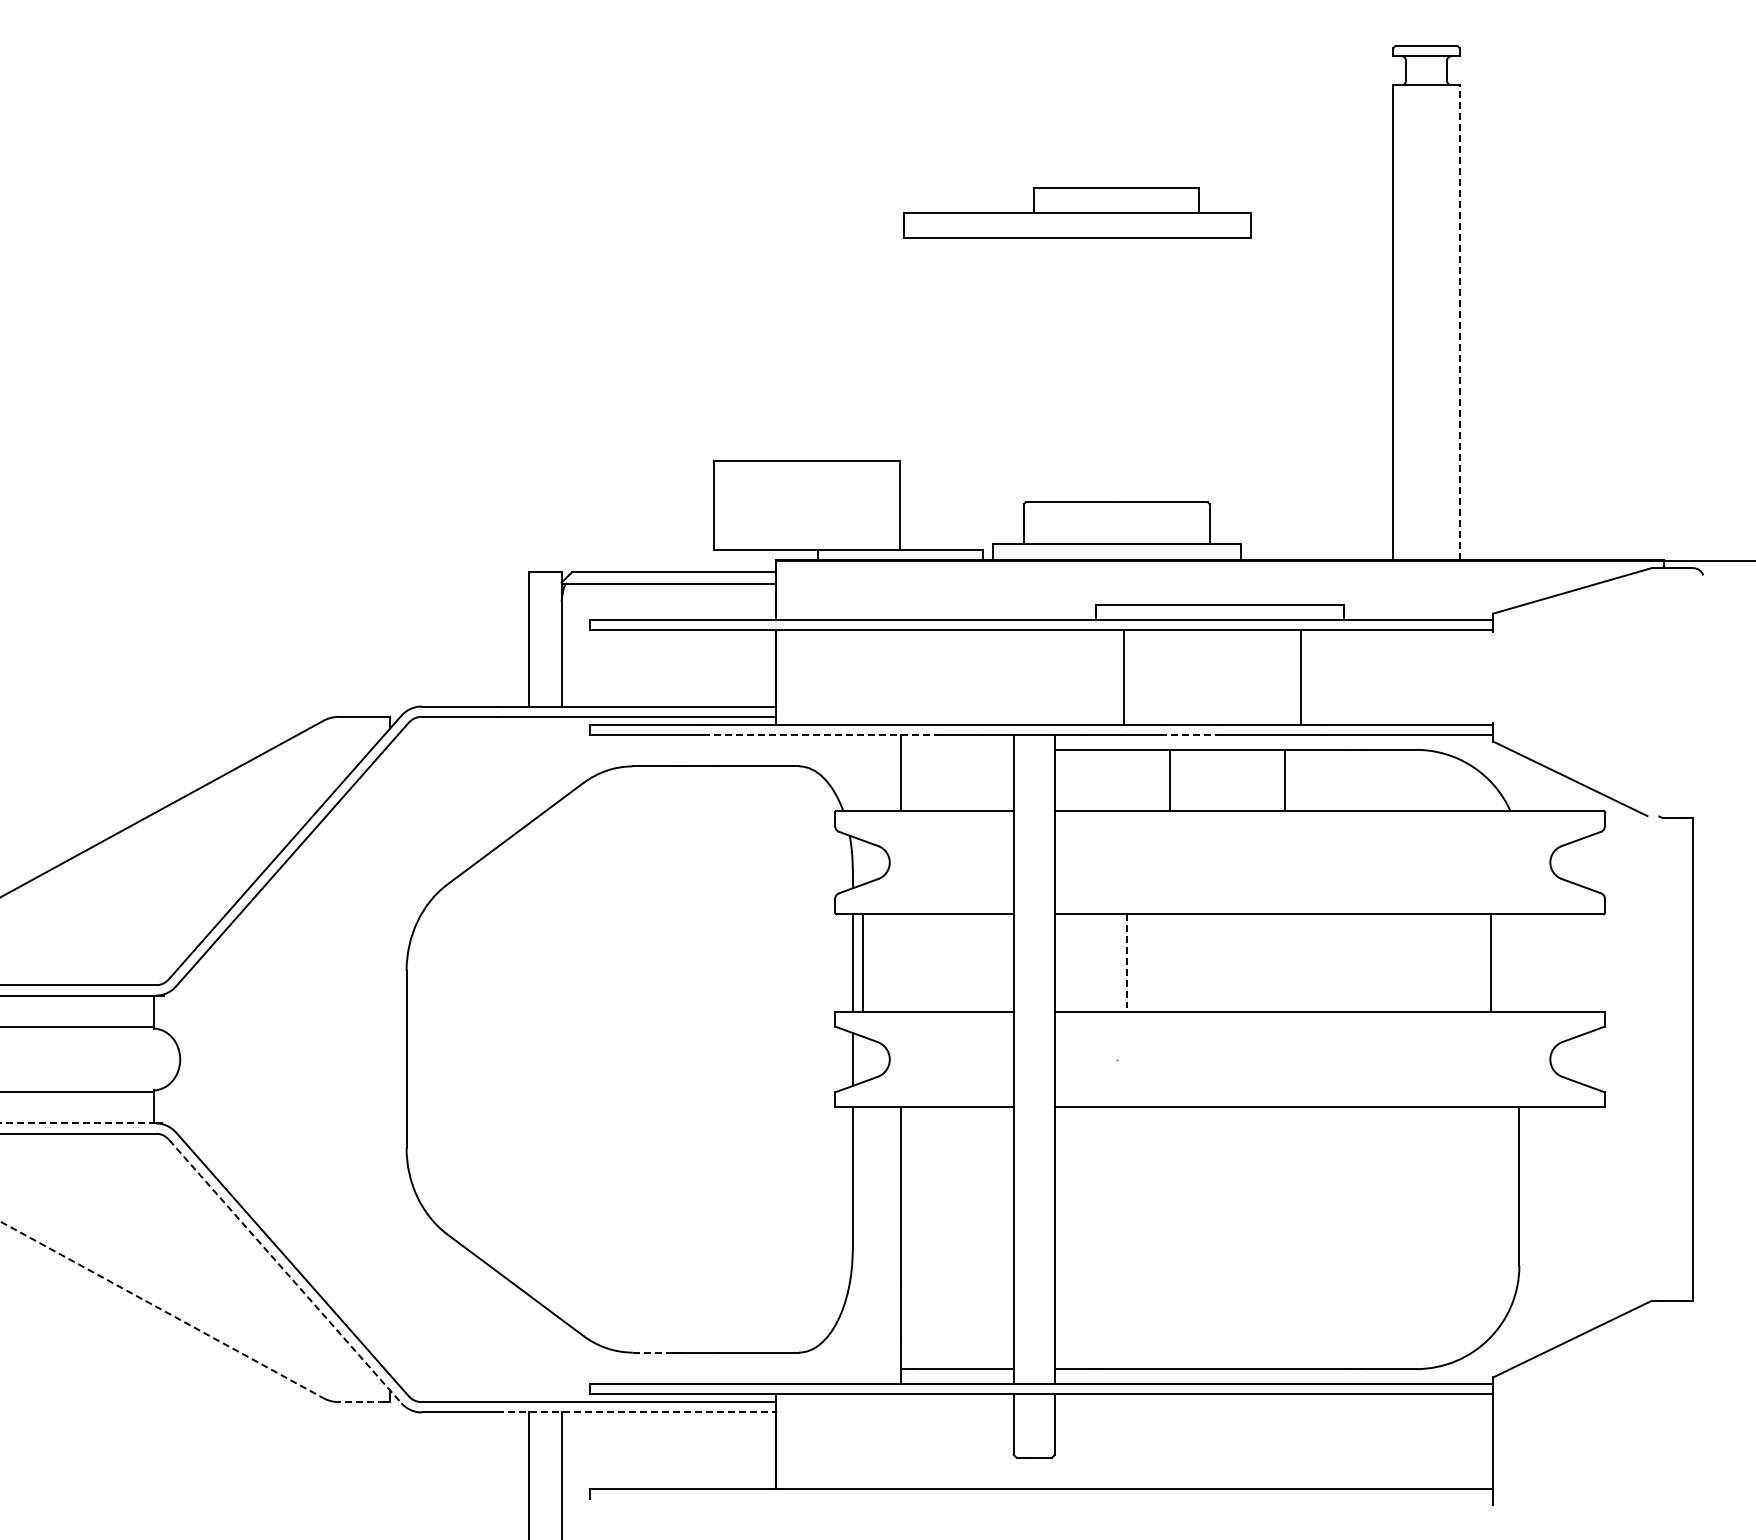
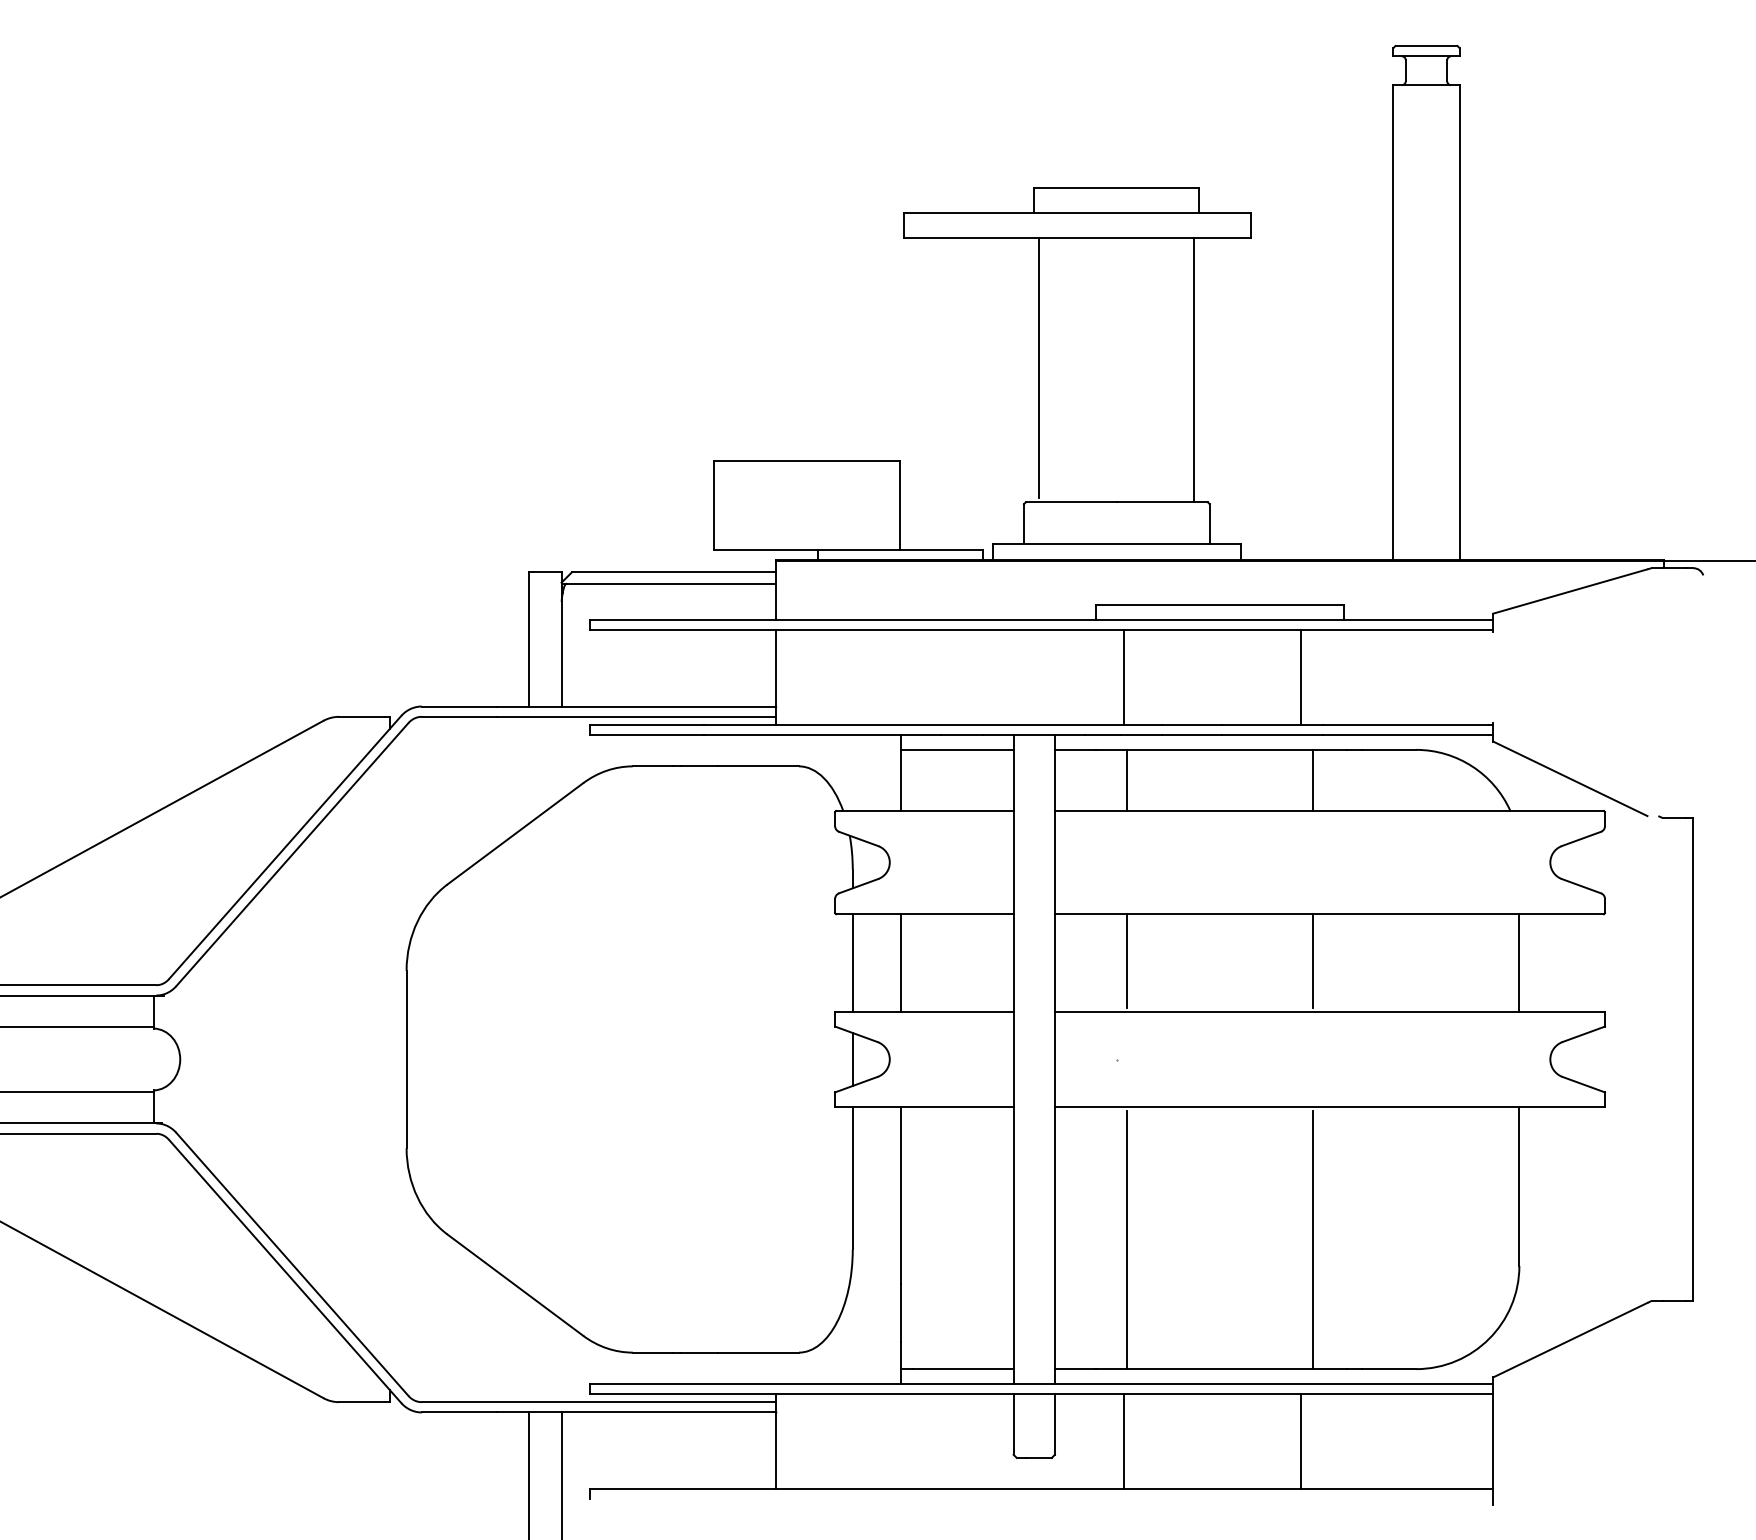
line: dashed -> solid (1459, 322)
line: none -> present (1039, 367)
line: none -> present (1194, 369)
line: dashed -> solid (822, 735)
line: dashed -> solid (1191, 735)
line: none -> present (957, 749)
line position: (1170, 779) -> (1127, 779) (1127, 779)
line position: (1284, 779) -> (1312, 779) (1312, 779)
line: none -> present (1312, 960)
line: dashed -> solid (1127, 961)
line position: (863, 963) -> (901, 963) (901, 963)
line position: (1491, 963) -> (1519, 963) (1519, 963)
line: dashed -> solid (78, 1123)
line: none -> present (1127, 1240)
line: none -> present (1312, 1240)
line: dashed -> solid (285, 1271)
line: dashed -> solid (162, 1309)
line: dashed -> solid (653, 1352)
line: dashed -> solid (361, 1402)
line: dashed -> solid (637, 1412)
line: none -> present (1124, 1440)
line: none -> present (1301, 1440)
